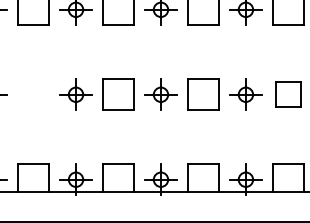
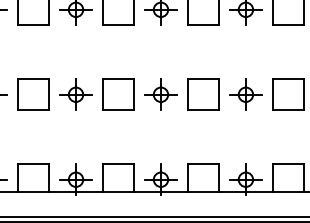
part: none -> present (33, 94)
part size: 27x27 px -> 33x33 px (288, 94)
line: none -> present (154, 216)
